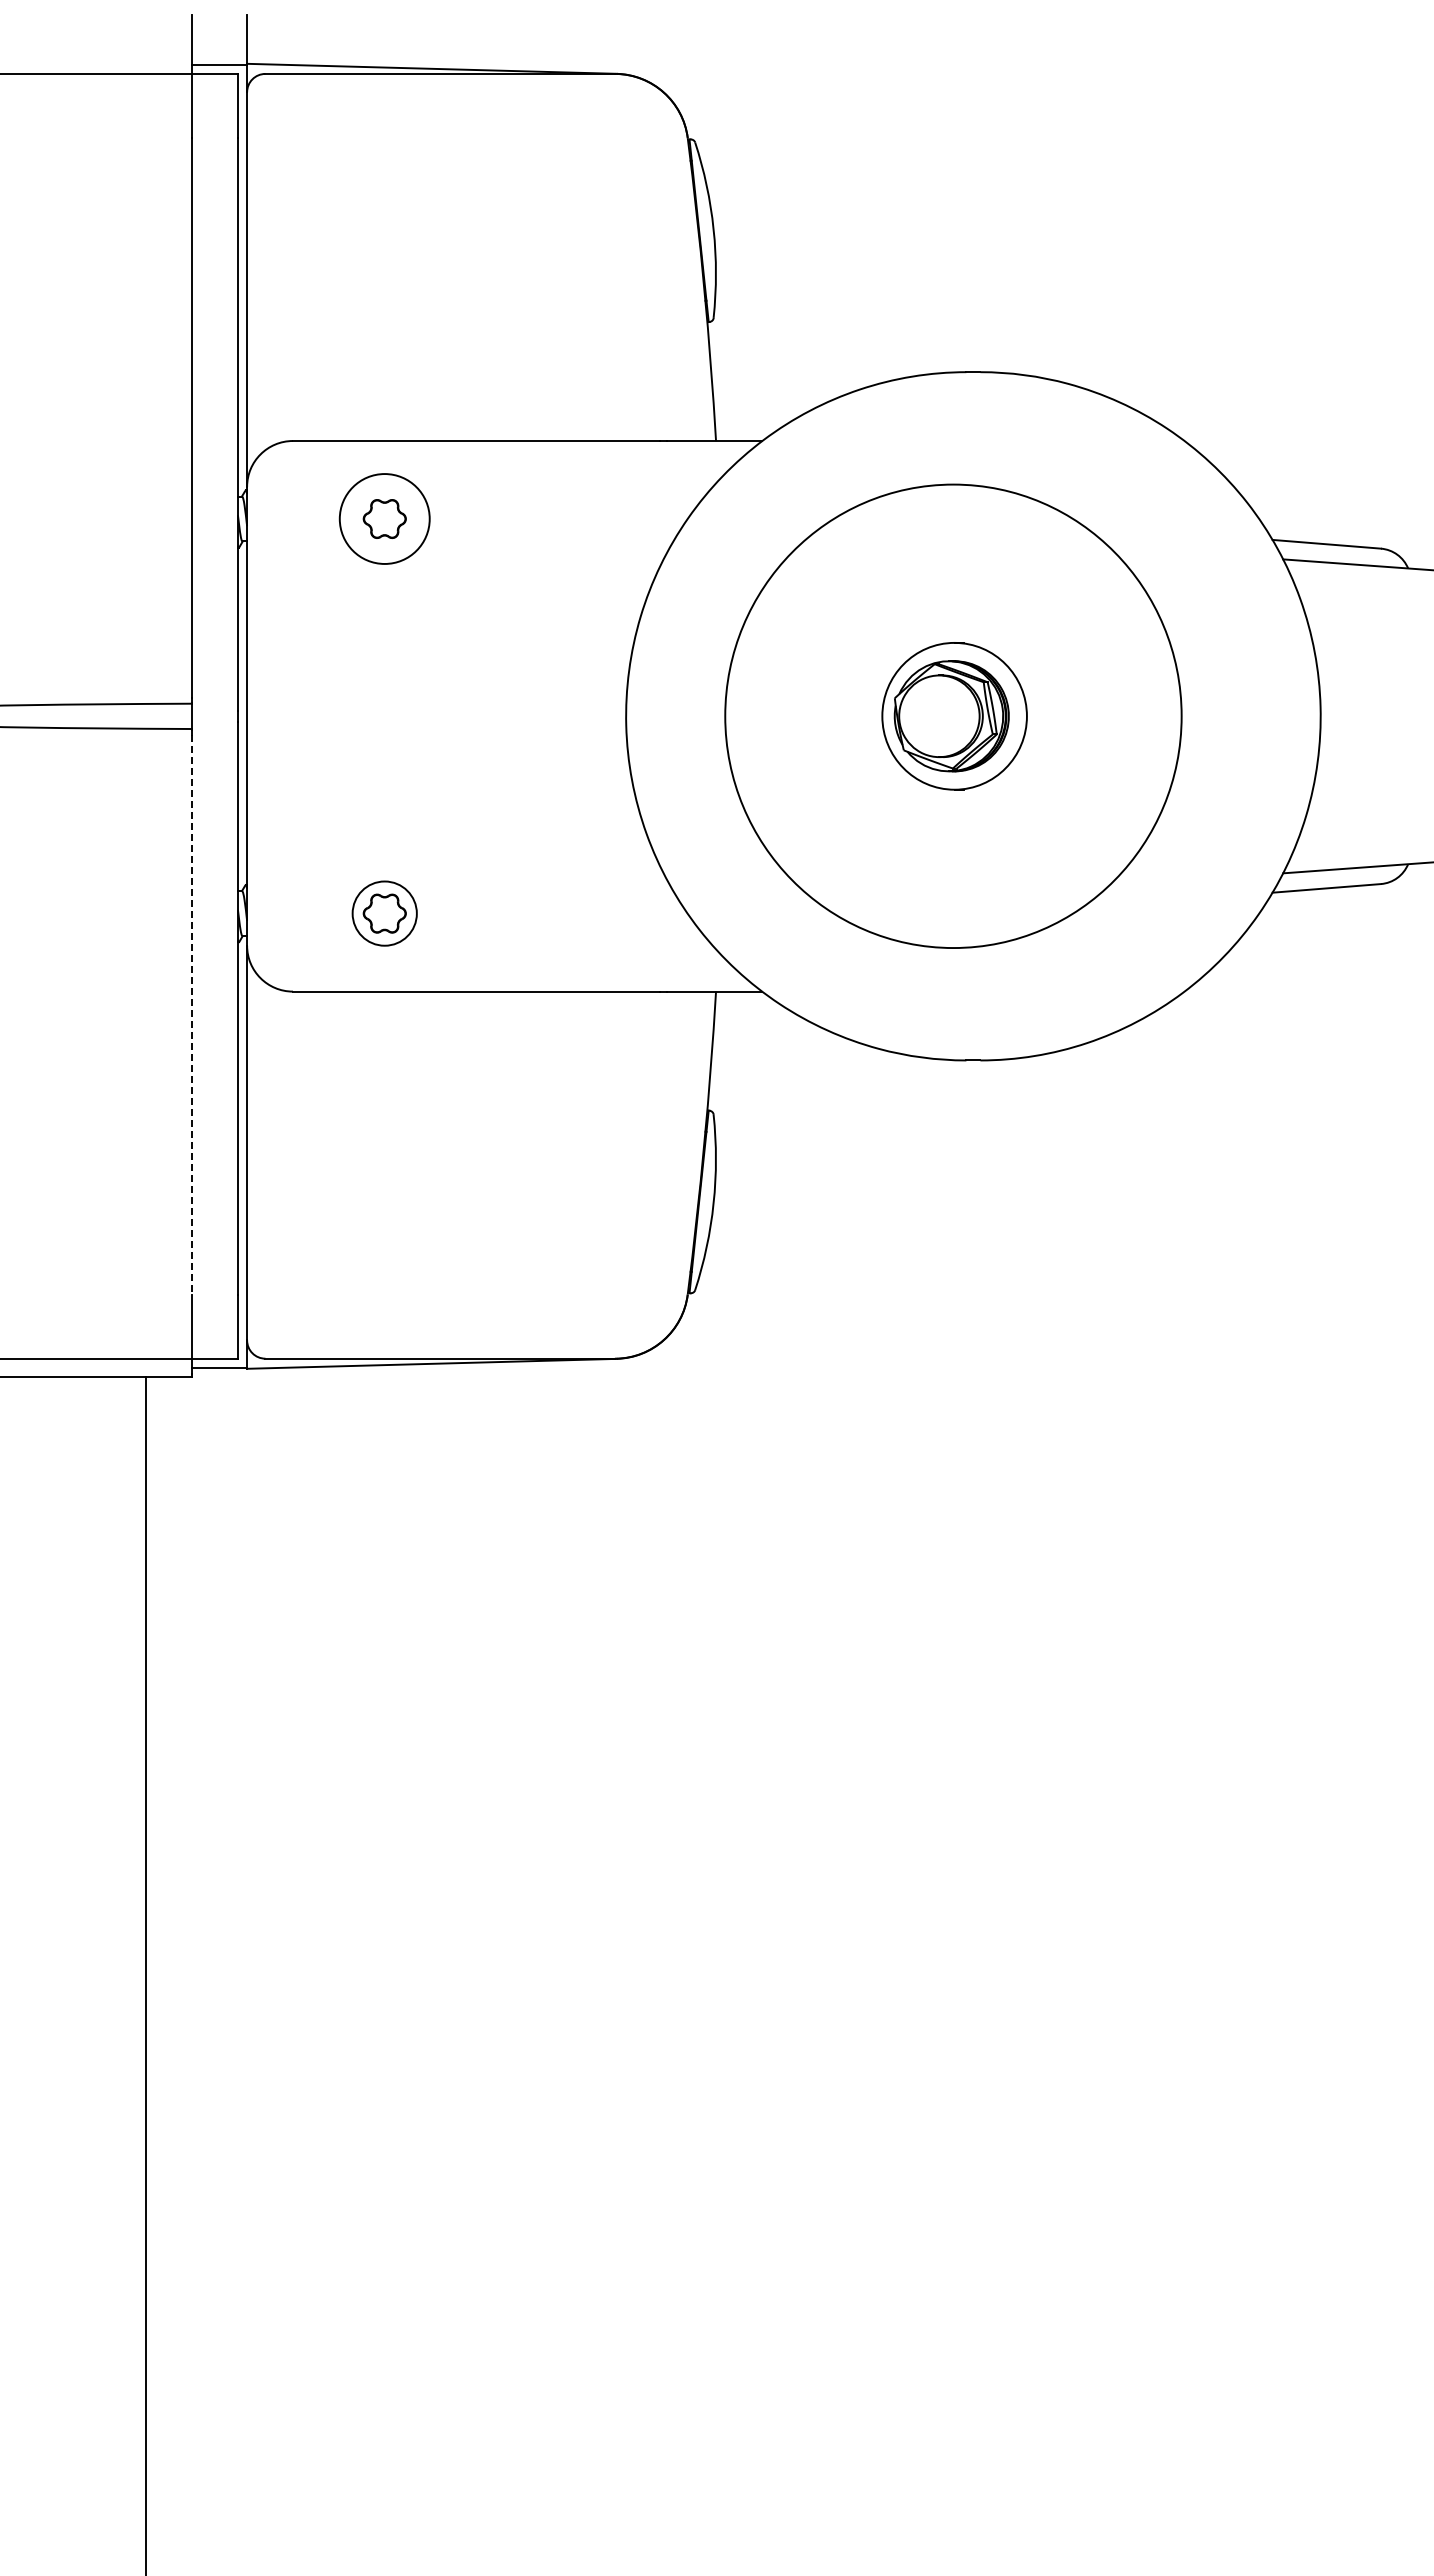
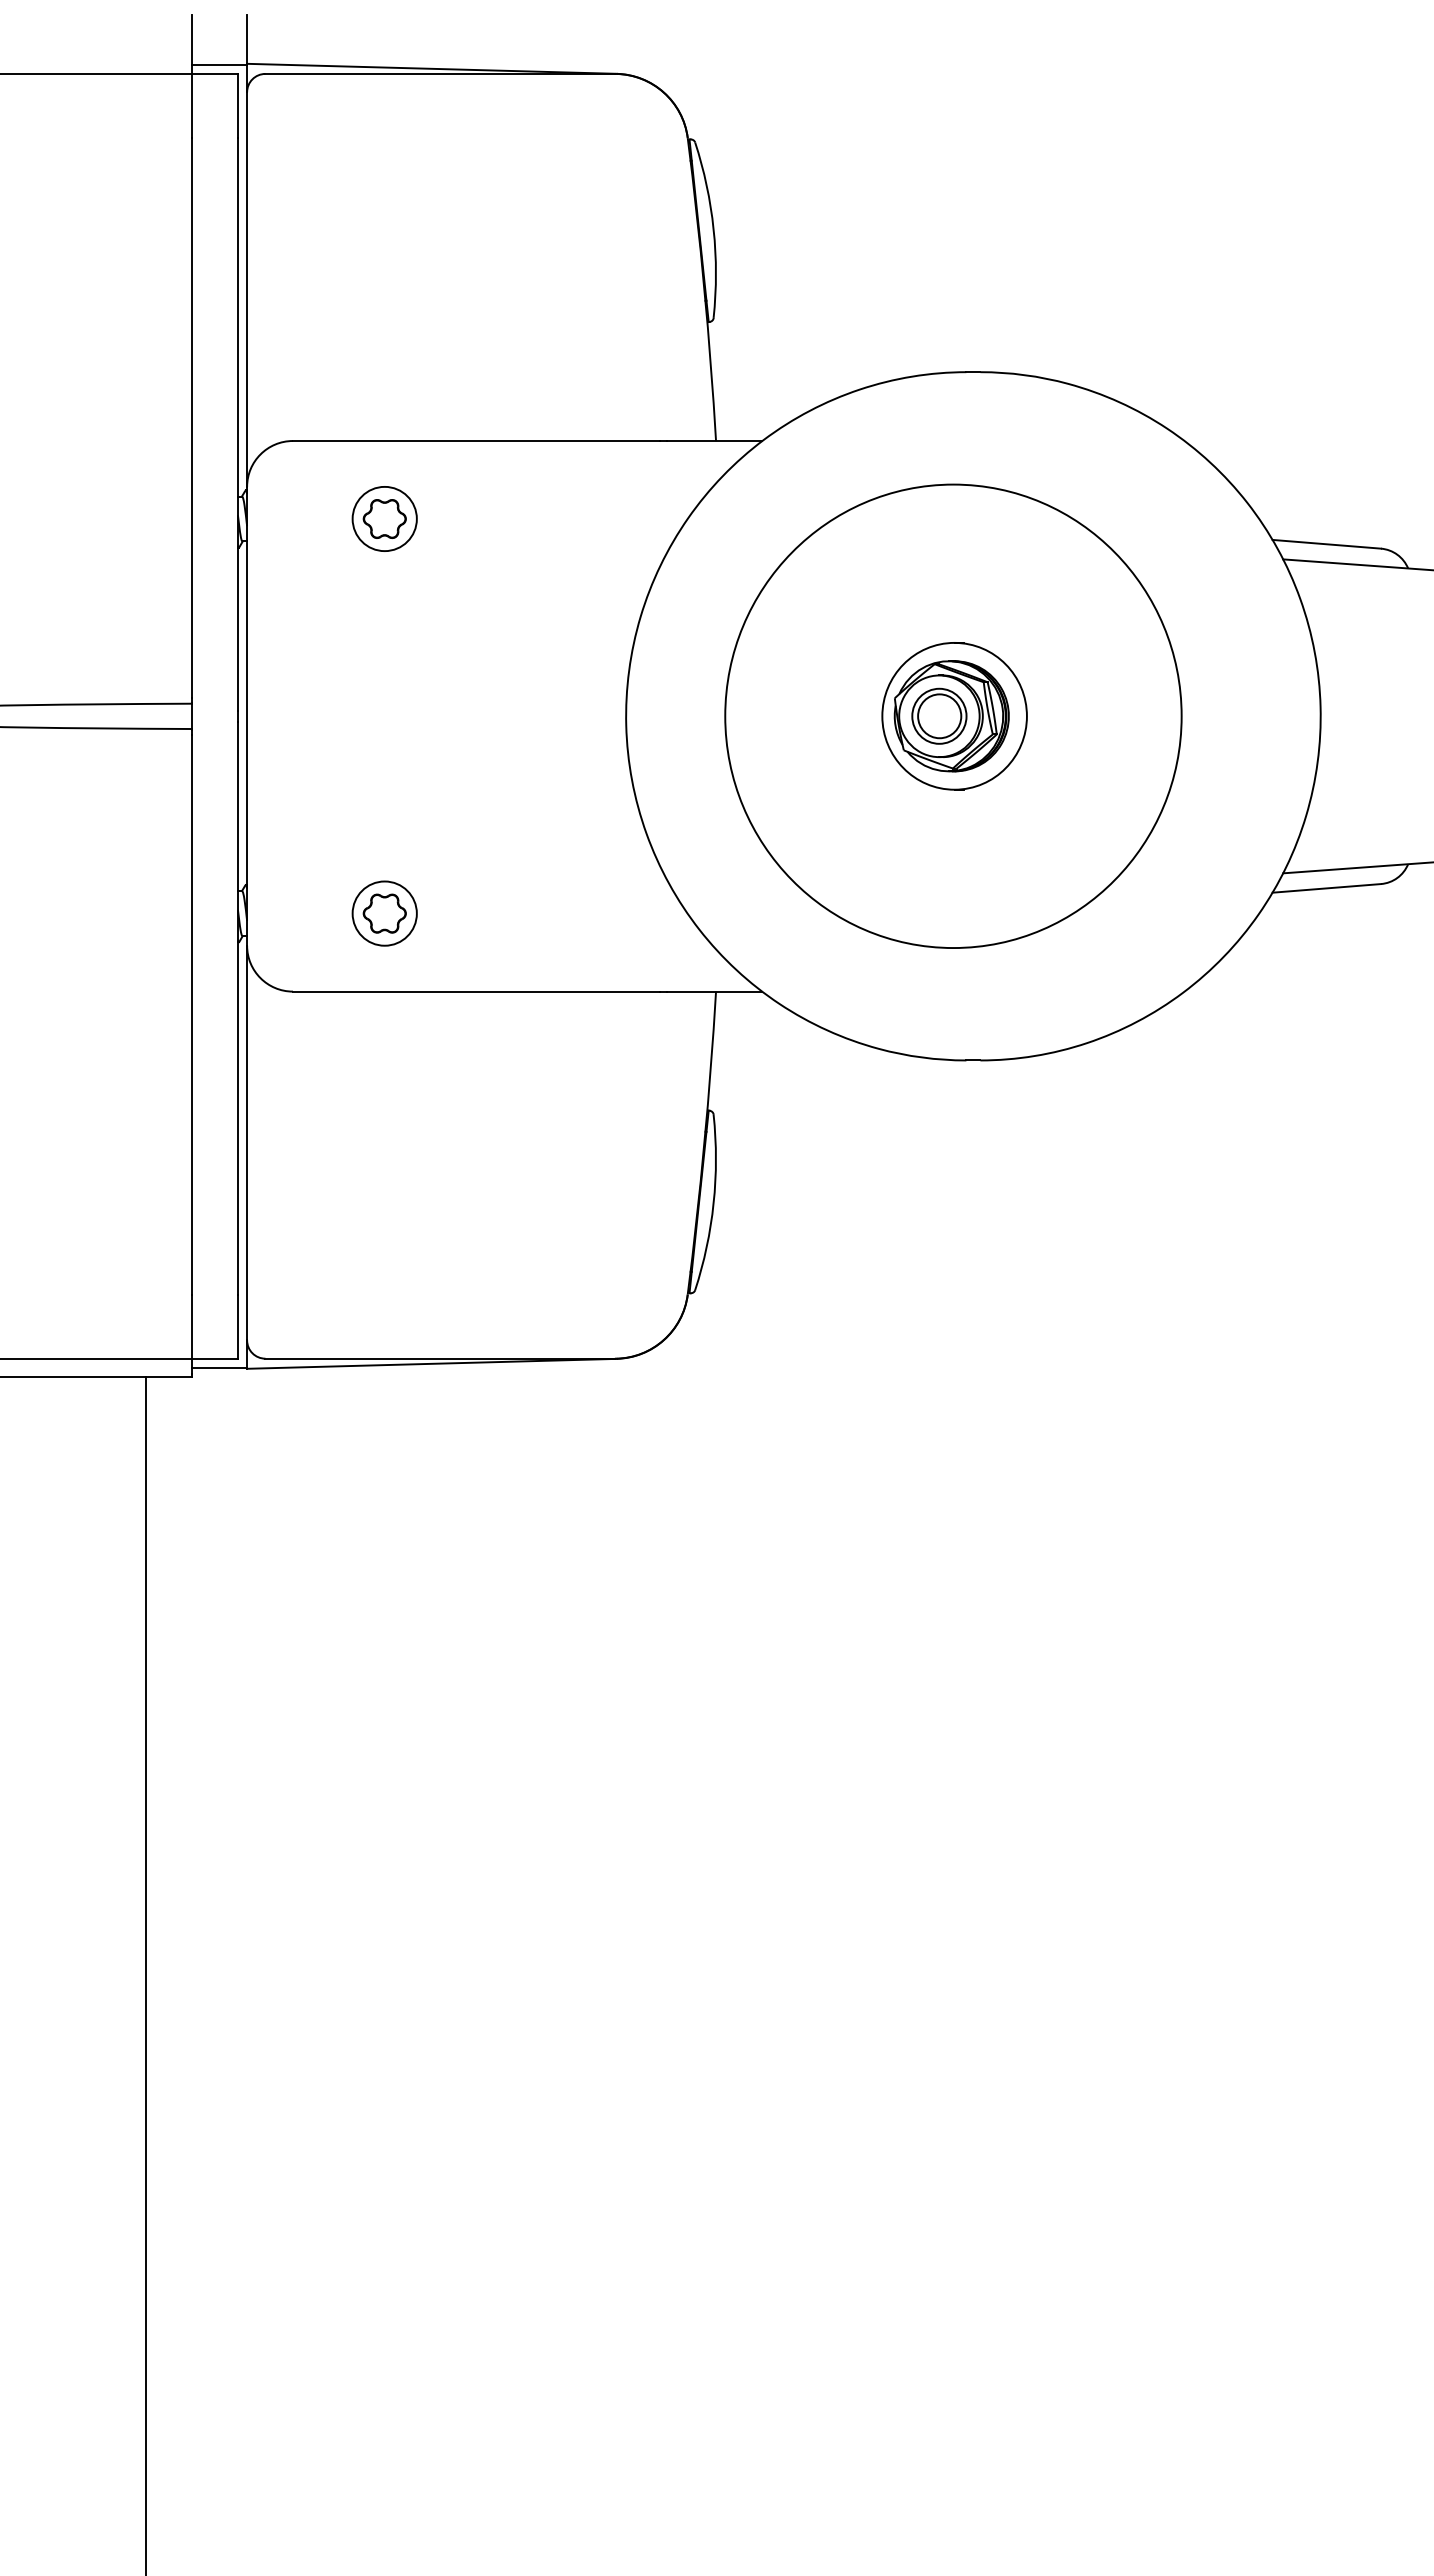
circle diameter: 90 px -> 64 px (384, 518)
part: none -> present (939, 715)
line: dashed -> solid (192, 1014)
